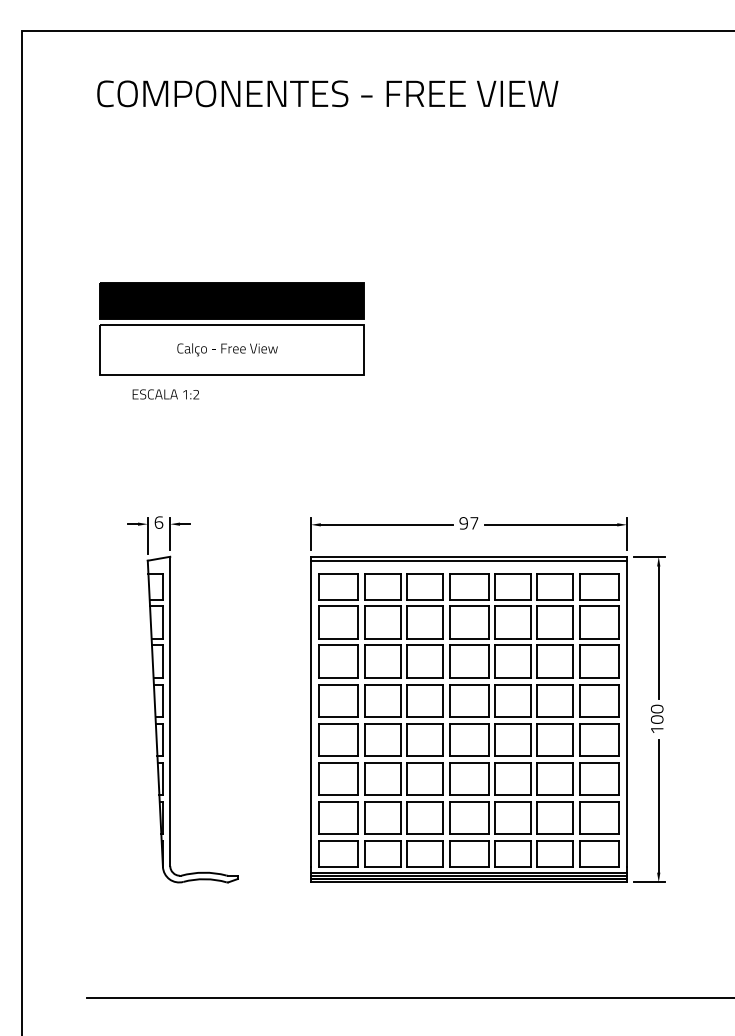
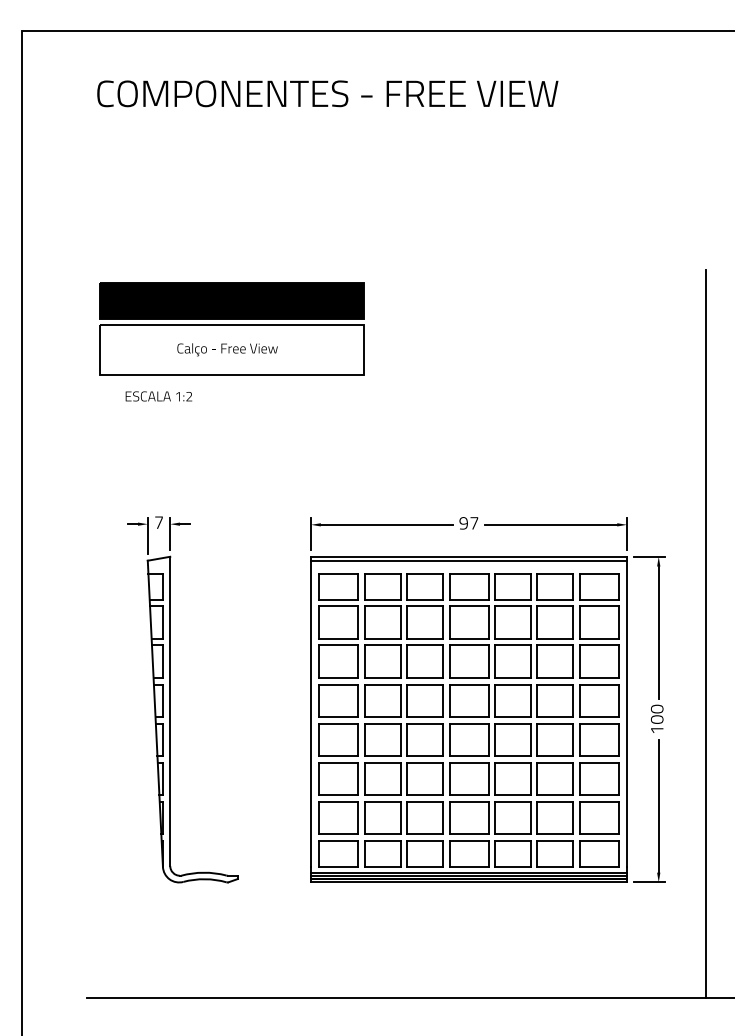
text position: (165, 394) -> (158, 396) (158, 396)
text: 6 -> 7 (158, 522)
line: none -> present (706, 634)
